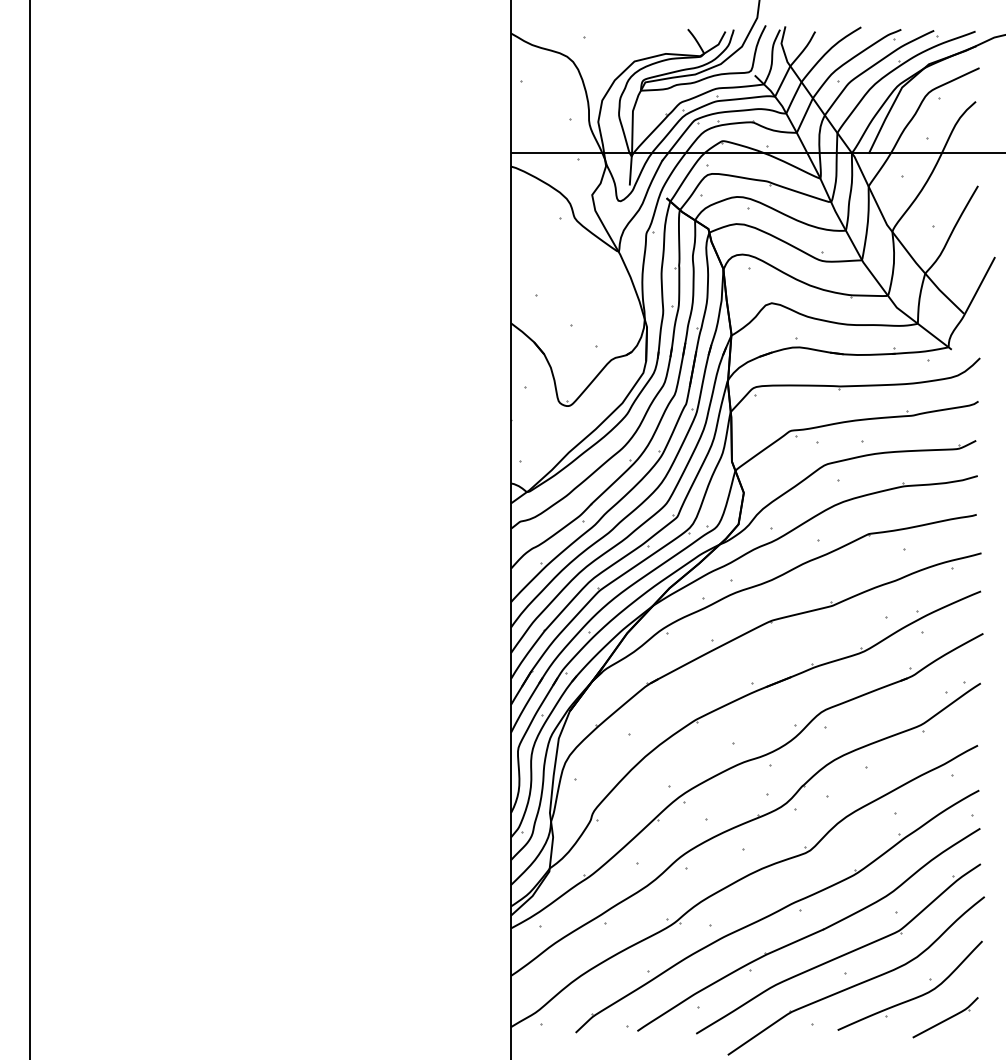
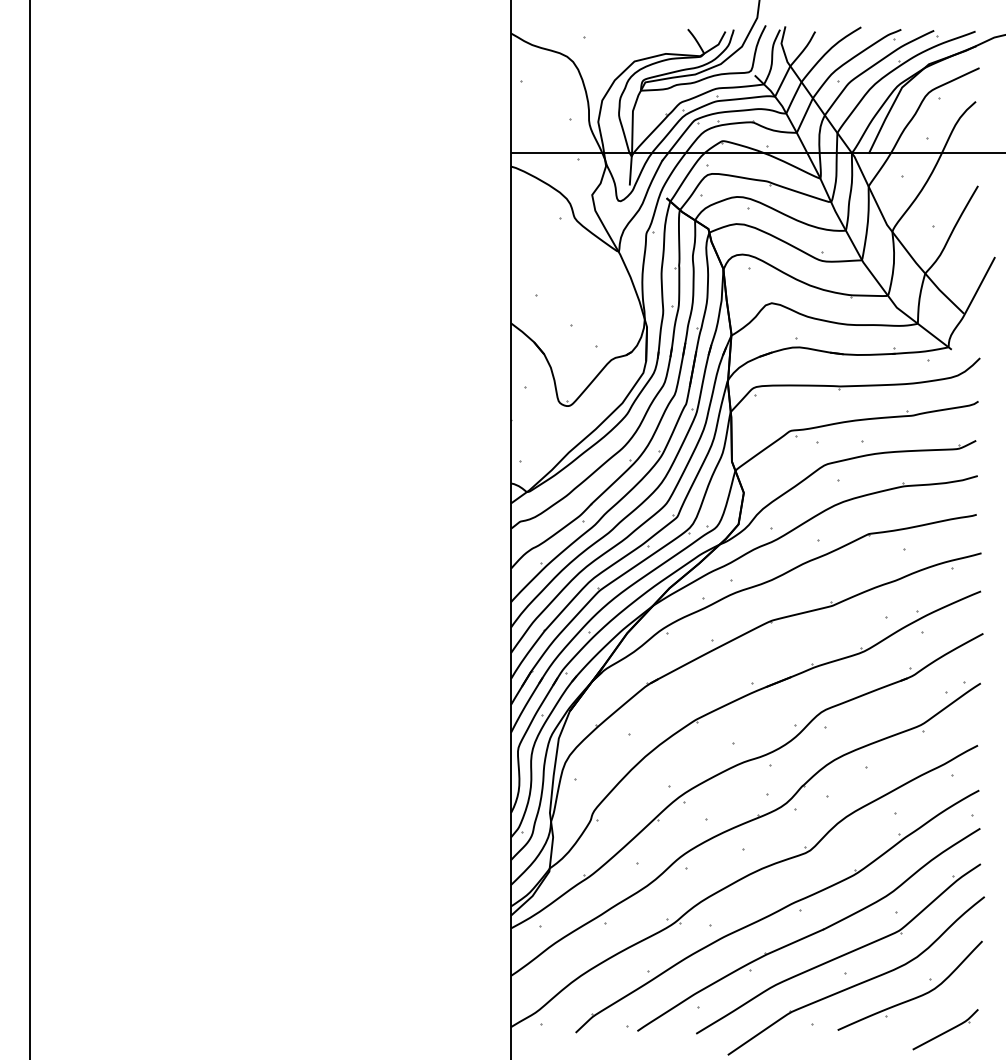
part position: (945, 1017) -> (945, 1029) (945, 1029)
